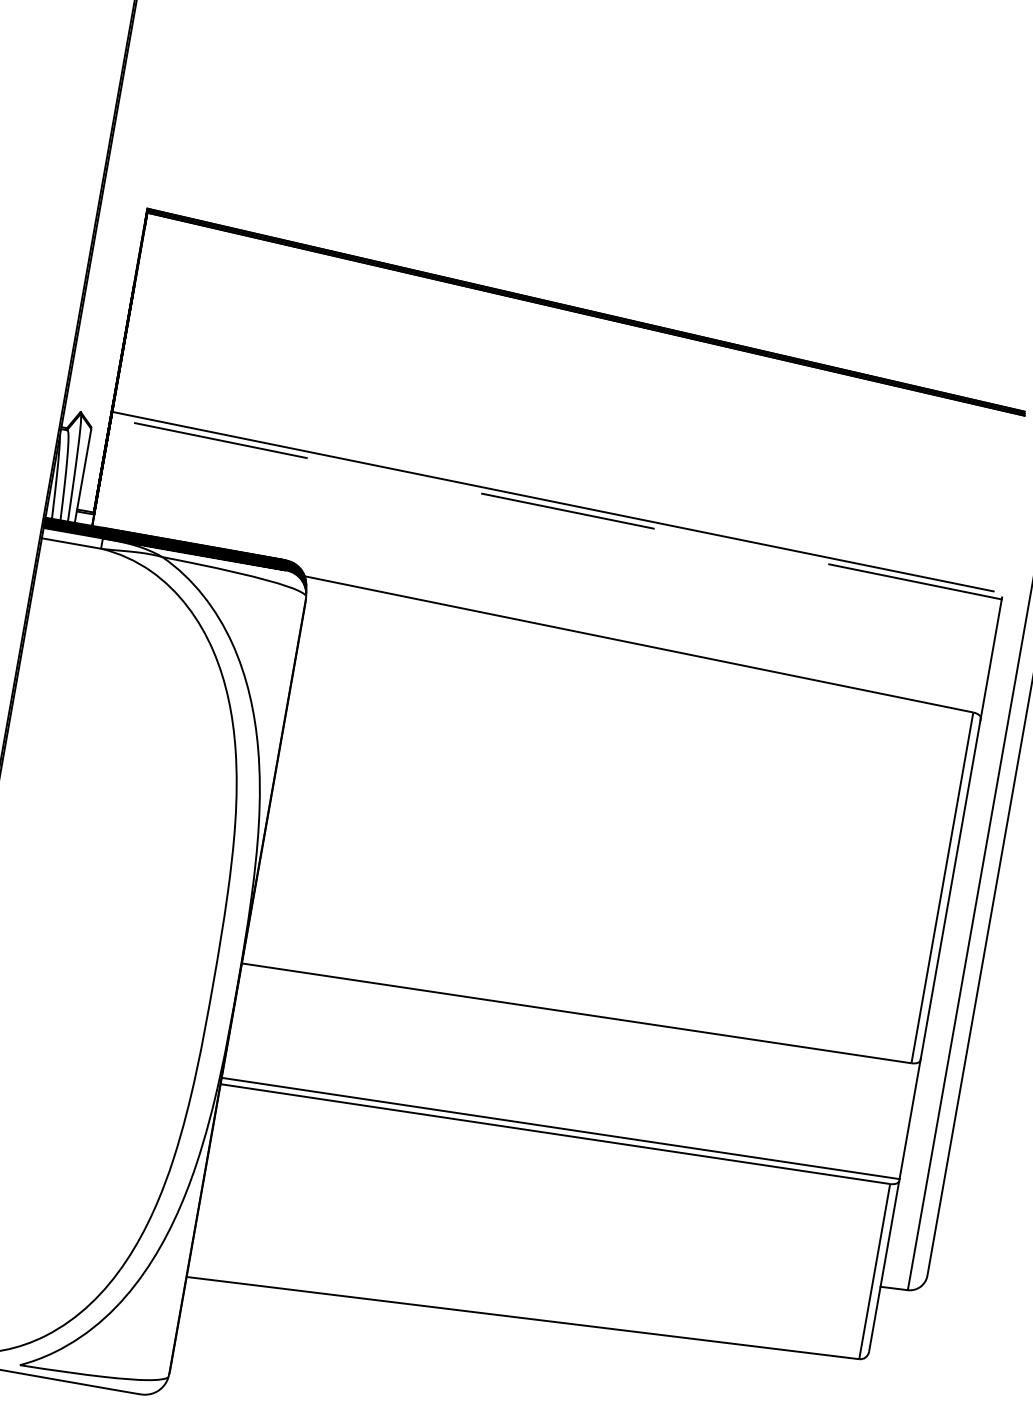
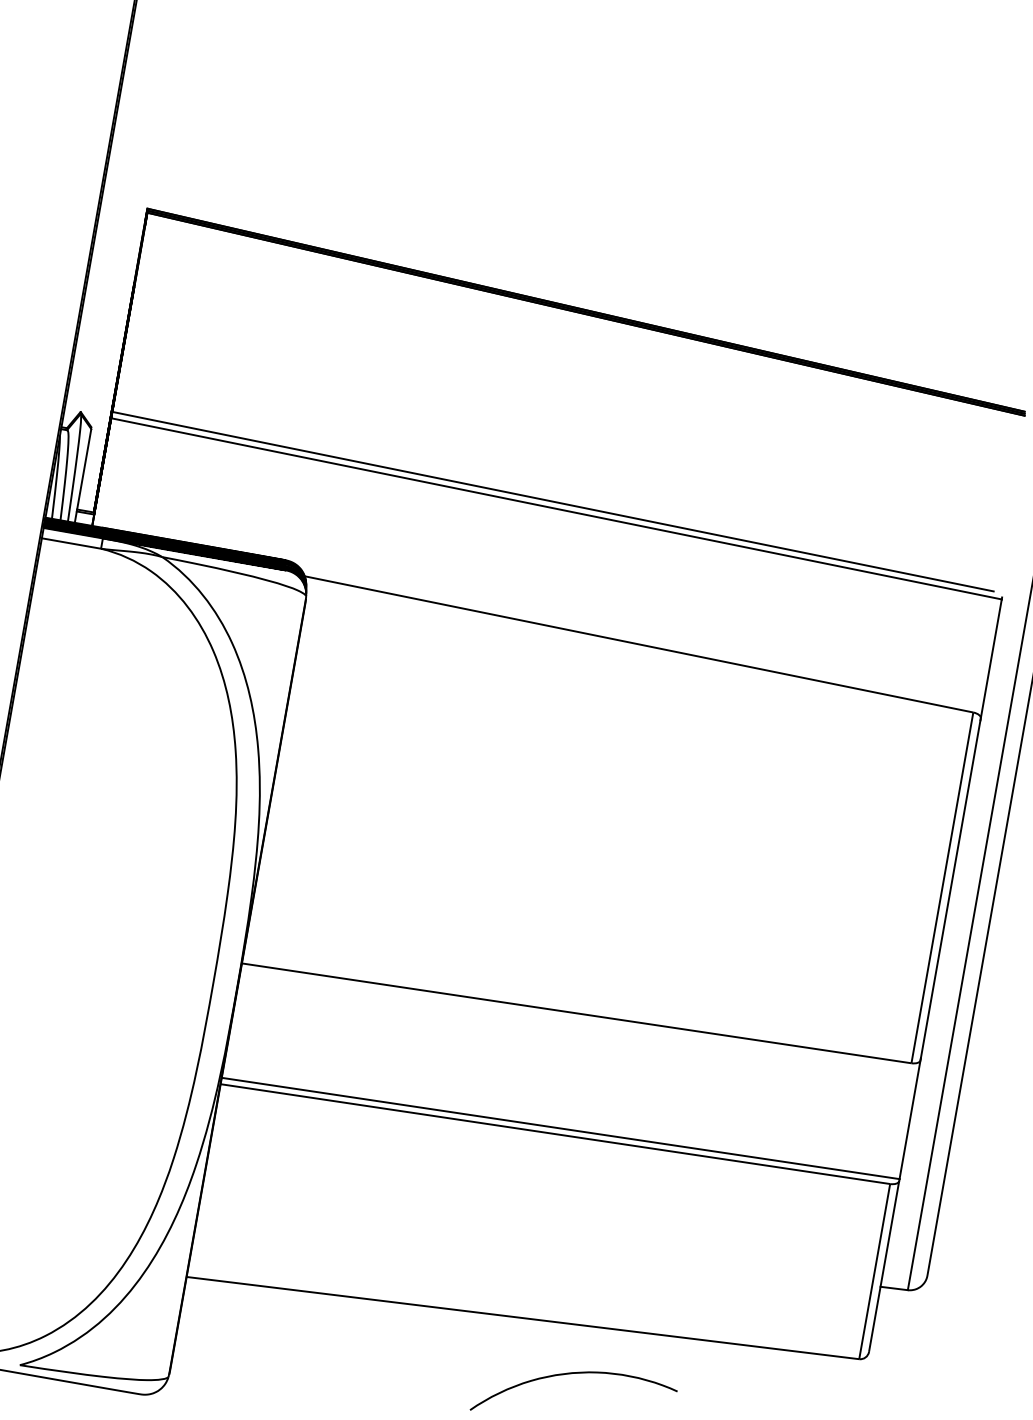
line: dashed -> solid (556, 508)
curve: none -> present (571, 1374)
